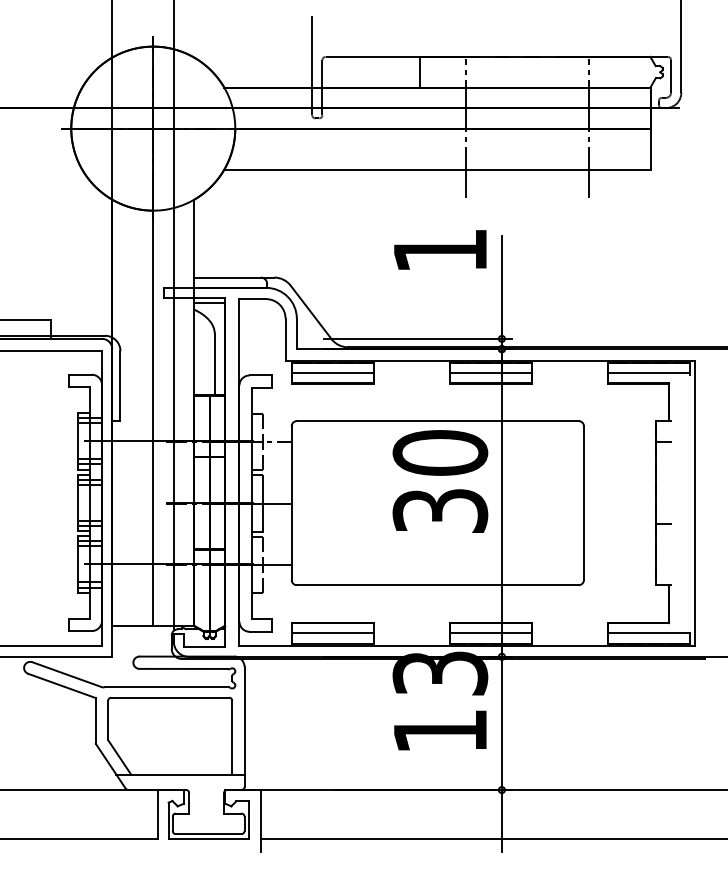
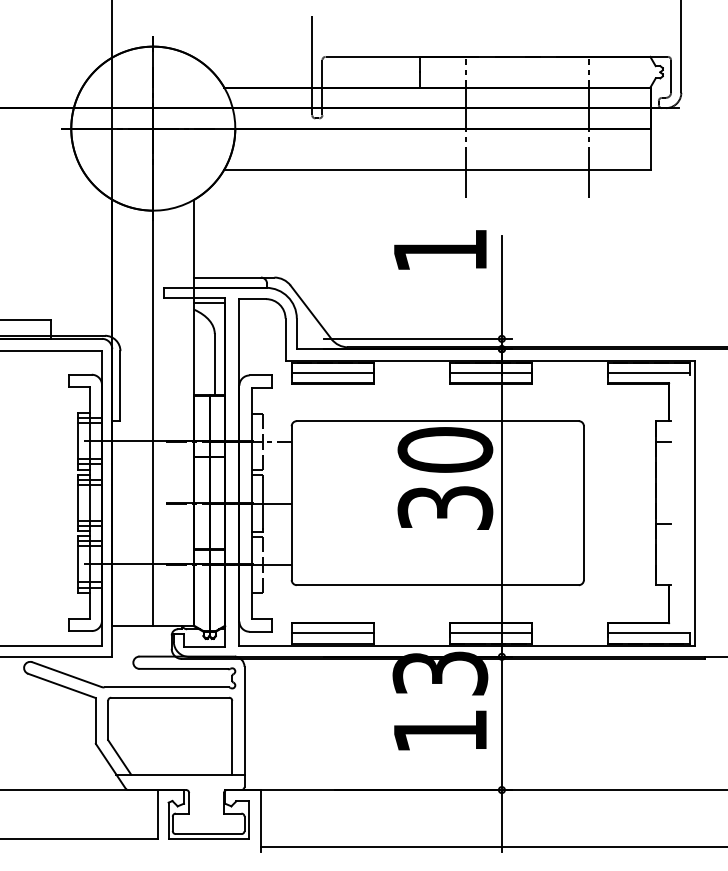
line: present -> none (173, 315)
text position: (440, 481) -> (445, 478) (445, 478)
line position: (492, 839) -> (492, 847) (492, 847)
